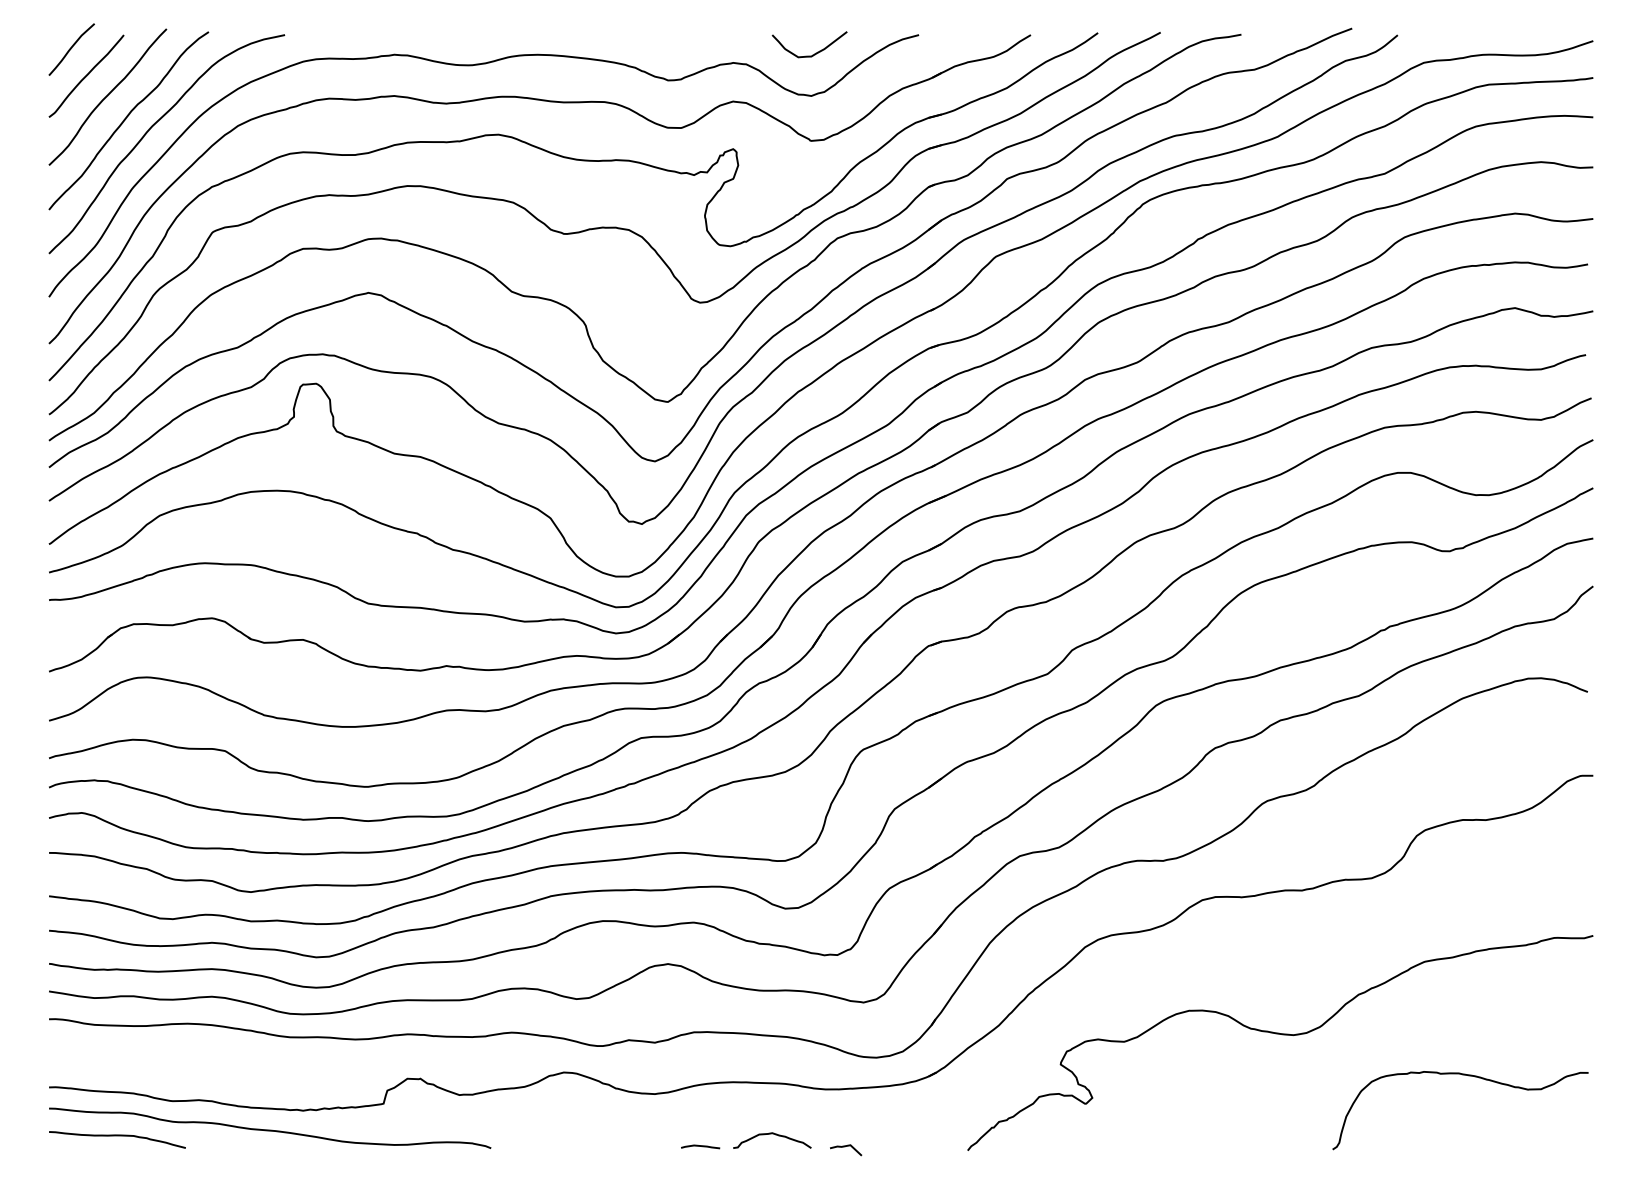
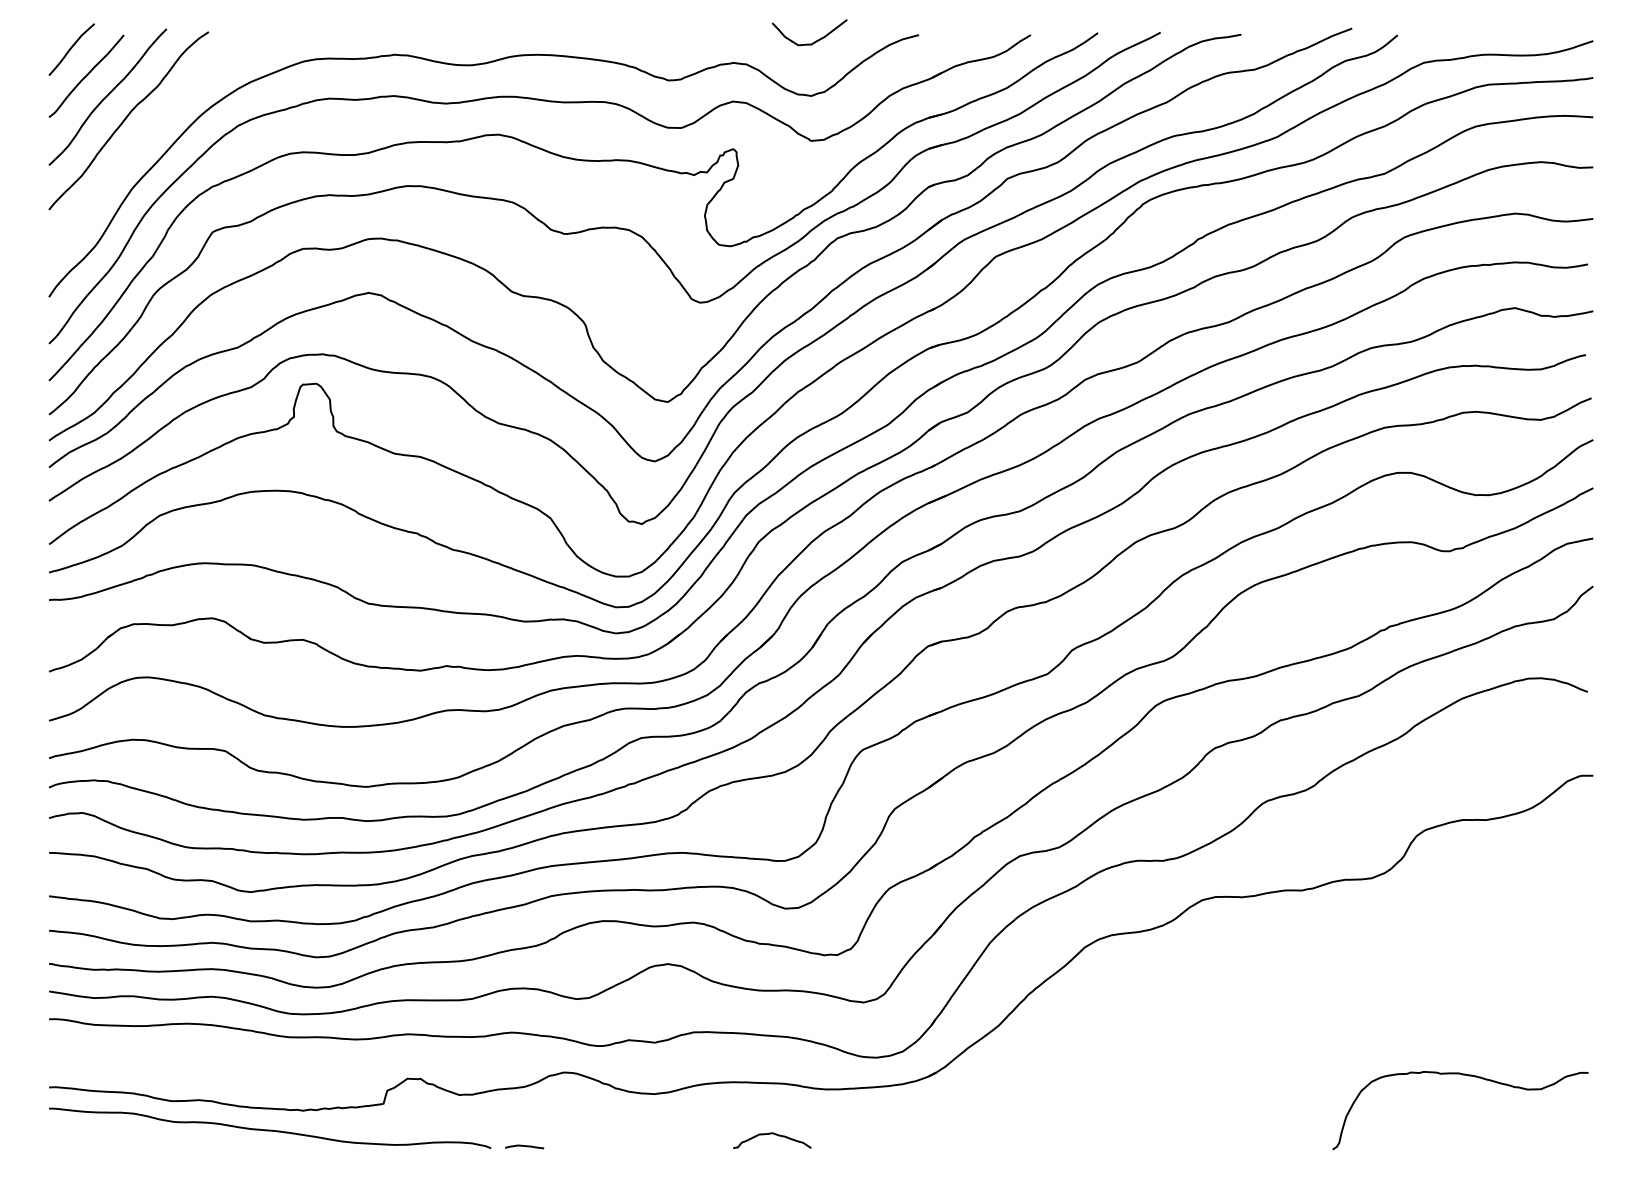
curve position: (814, 53) -> (814, 41) (814, 41)
curve: present -> none (151, 128)
curve: present -> none (1282, 1035)
curve: present -> none (117, 1136)
curve position: (700, 1146) -> (524, 1146) (524, 1146)
line: present -> none (845, 1147)
